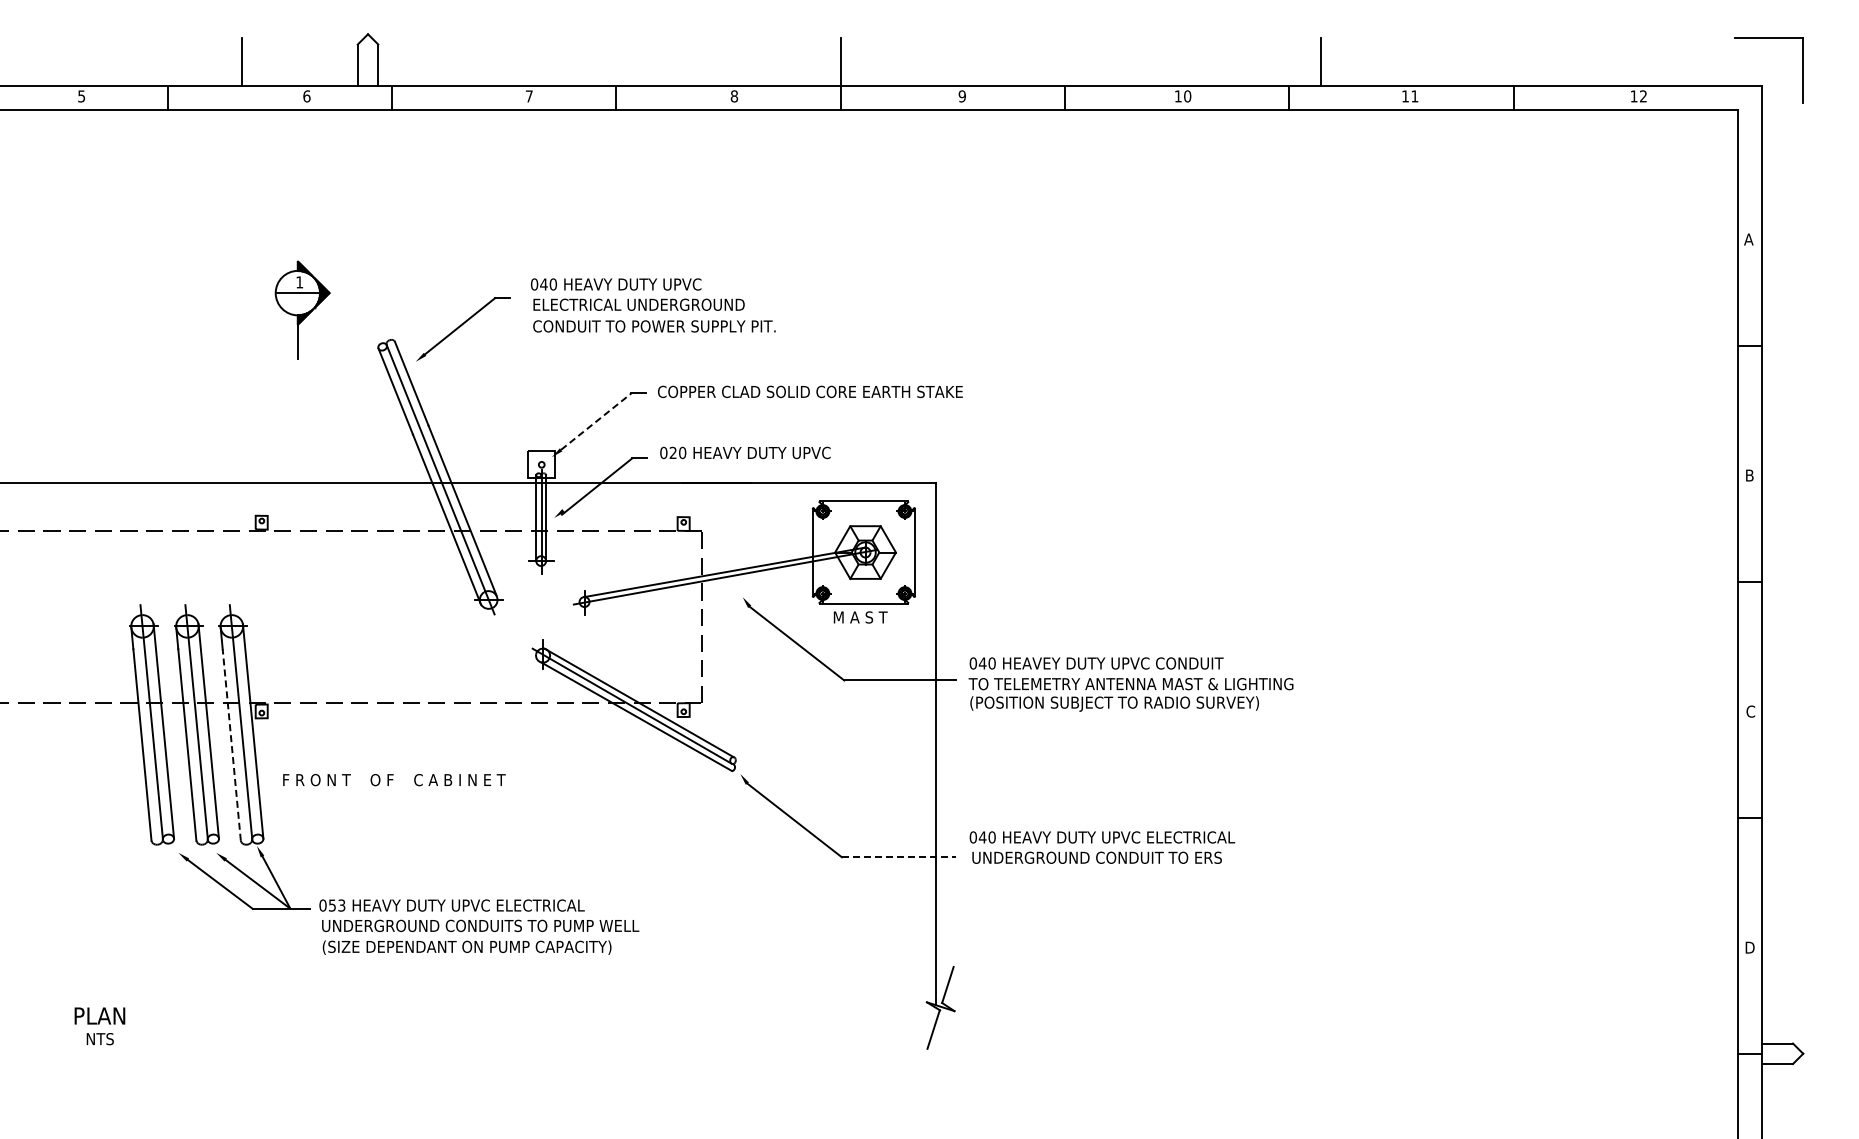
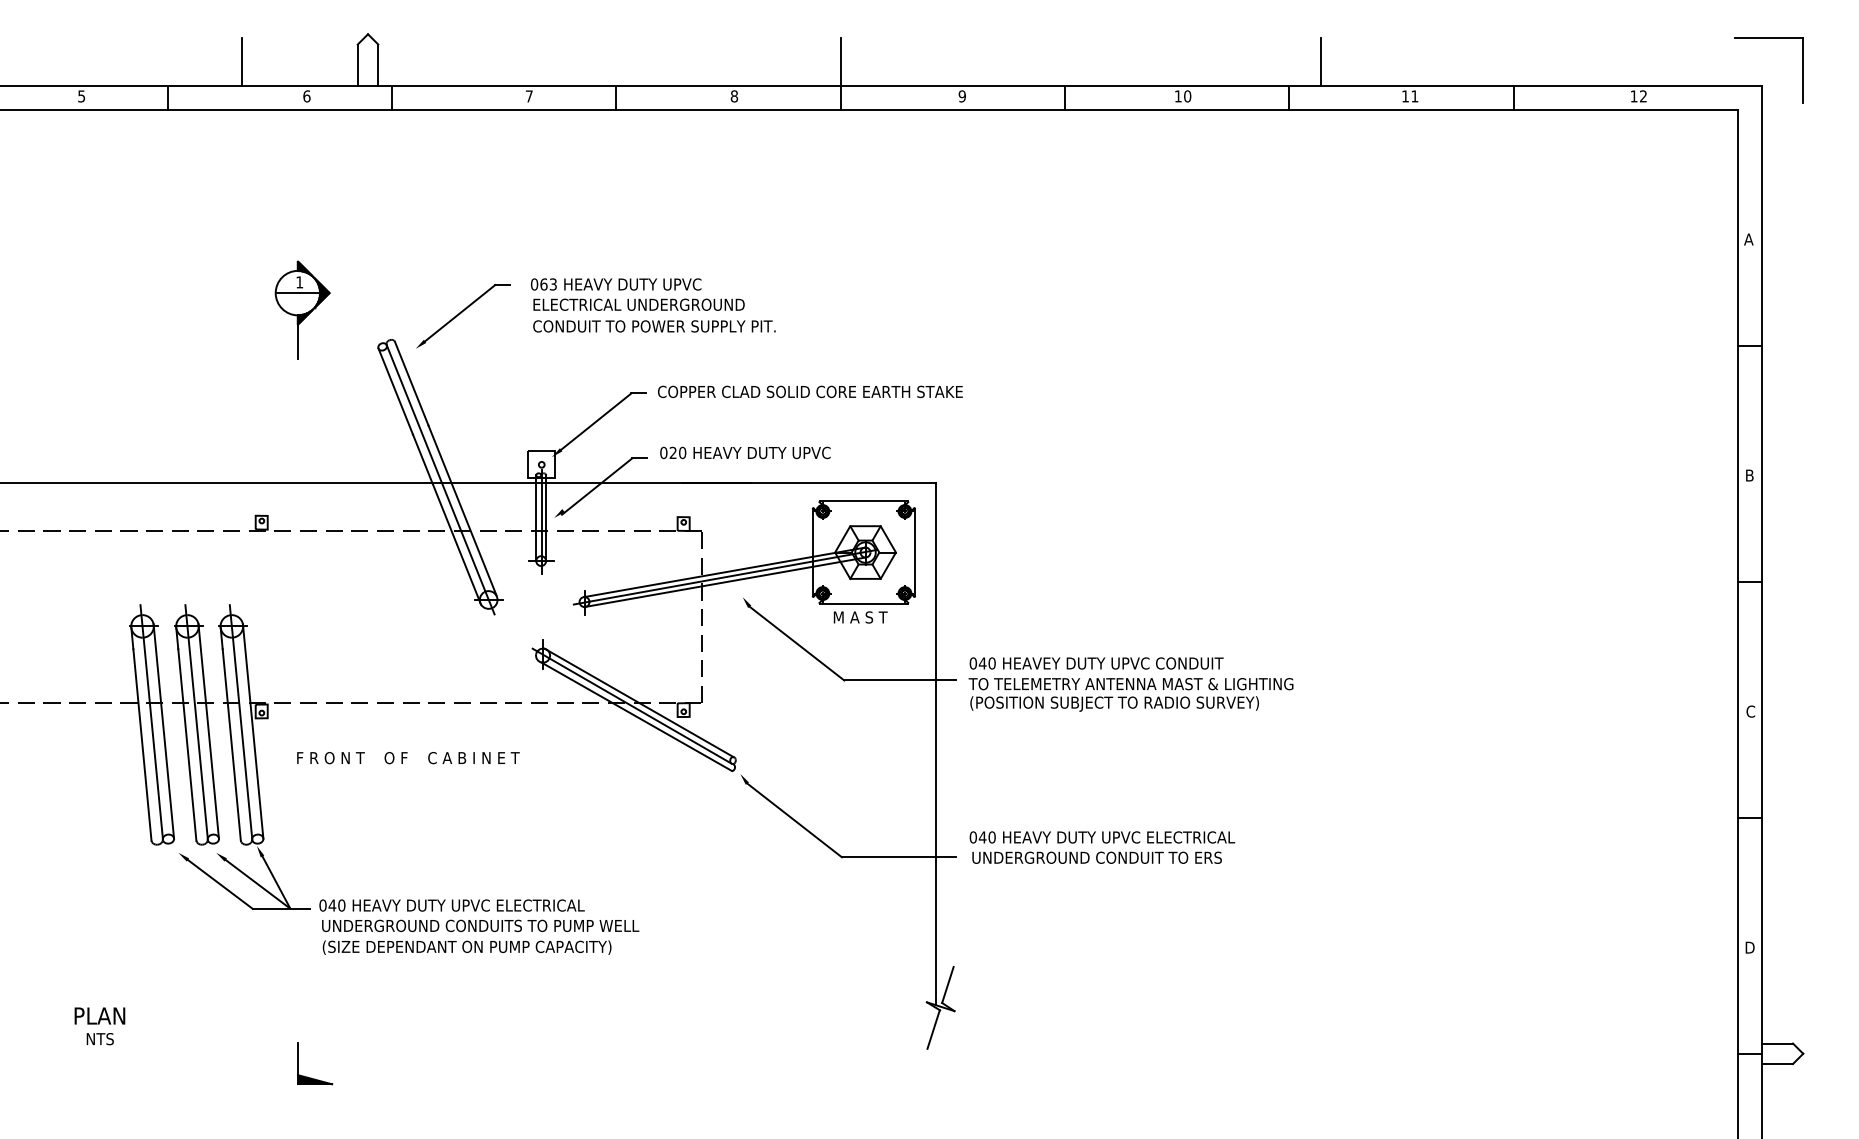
text: 040 -> 063 (548, 284)
part position: (463, 329) -> (463, 316) (463, 316)
line: dashed -> solid (596, 421)
line: none -> present (724, 582)
line: dashed -> solid (231, 744)
text position: (394, 780) -> (408, 758) (408, 758)
line: dashed -> solid (899, 857)
text: 053 -> 040 (336, 905)
part: none -> present (311, 1077)
